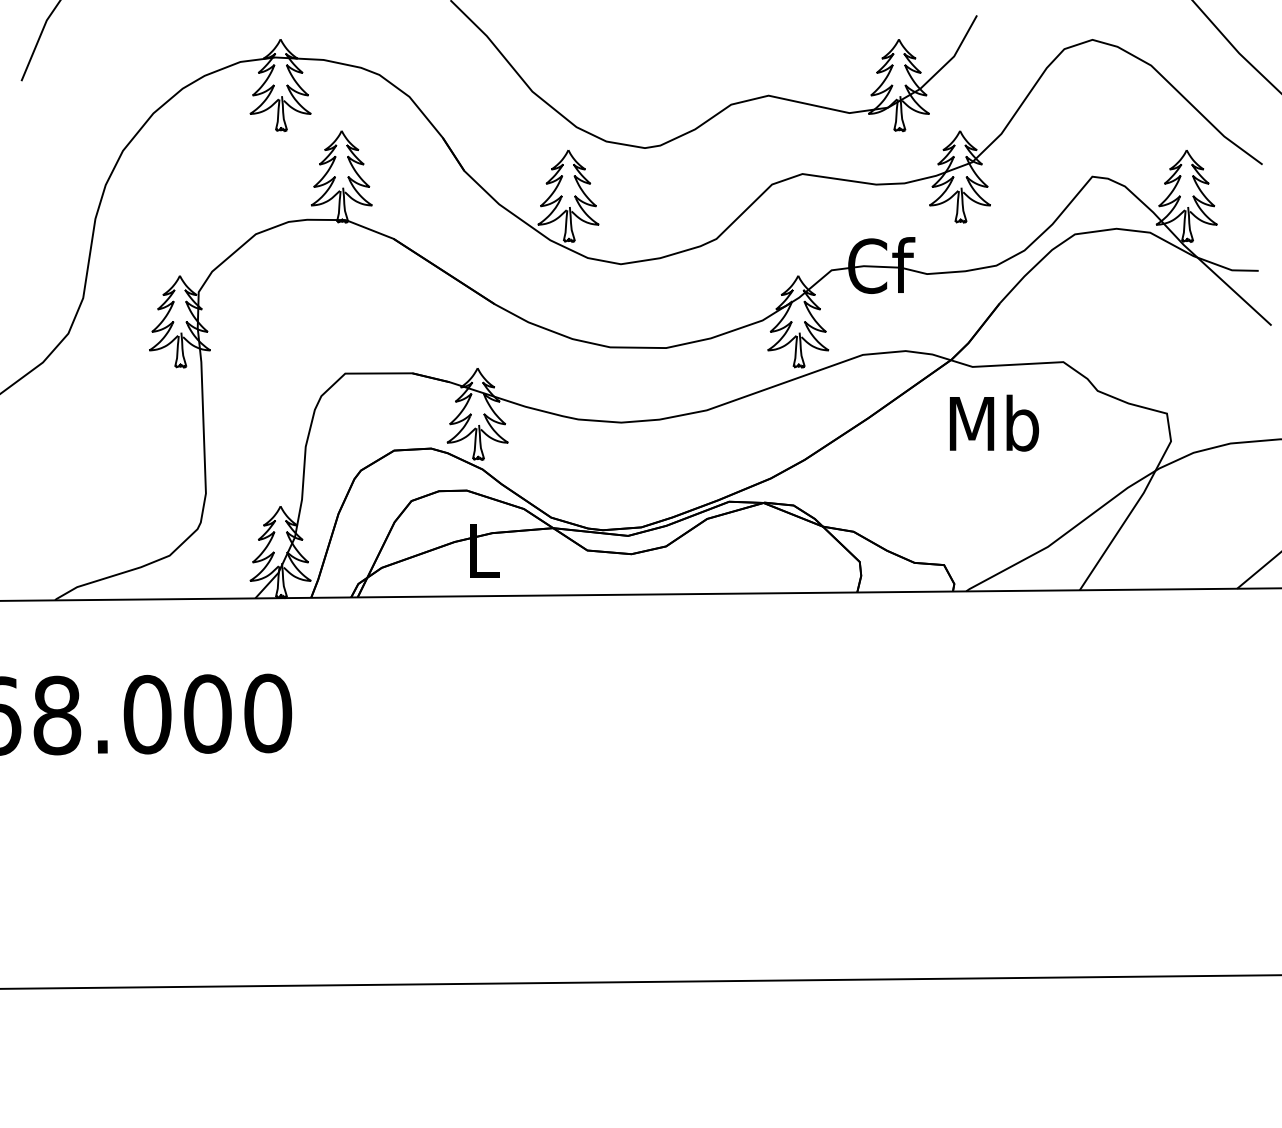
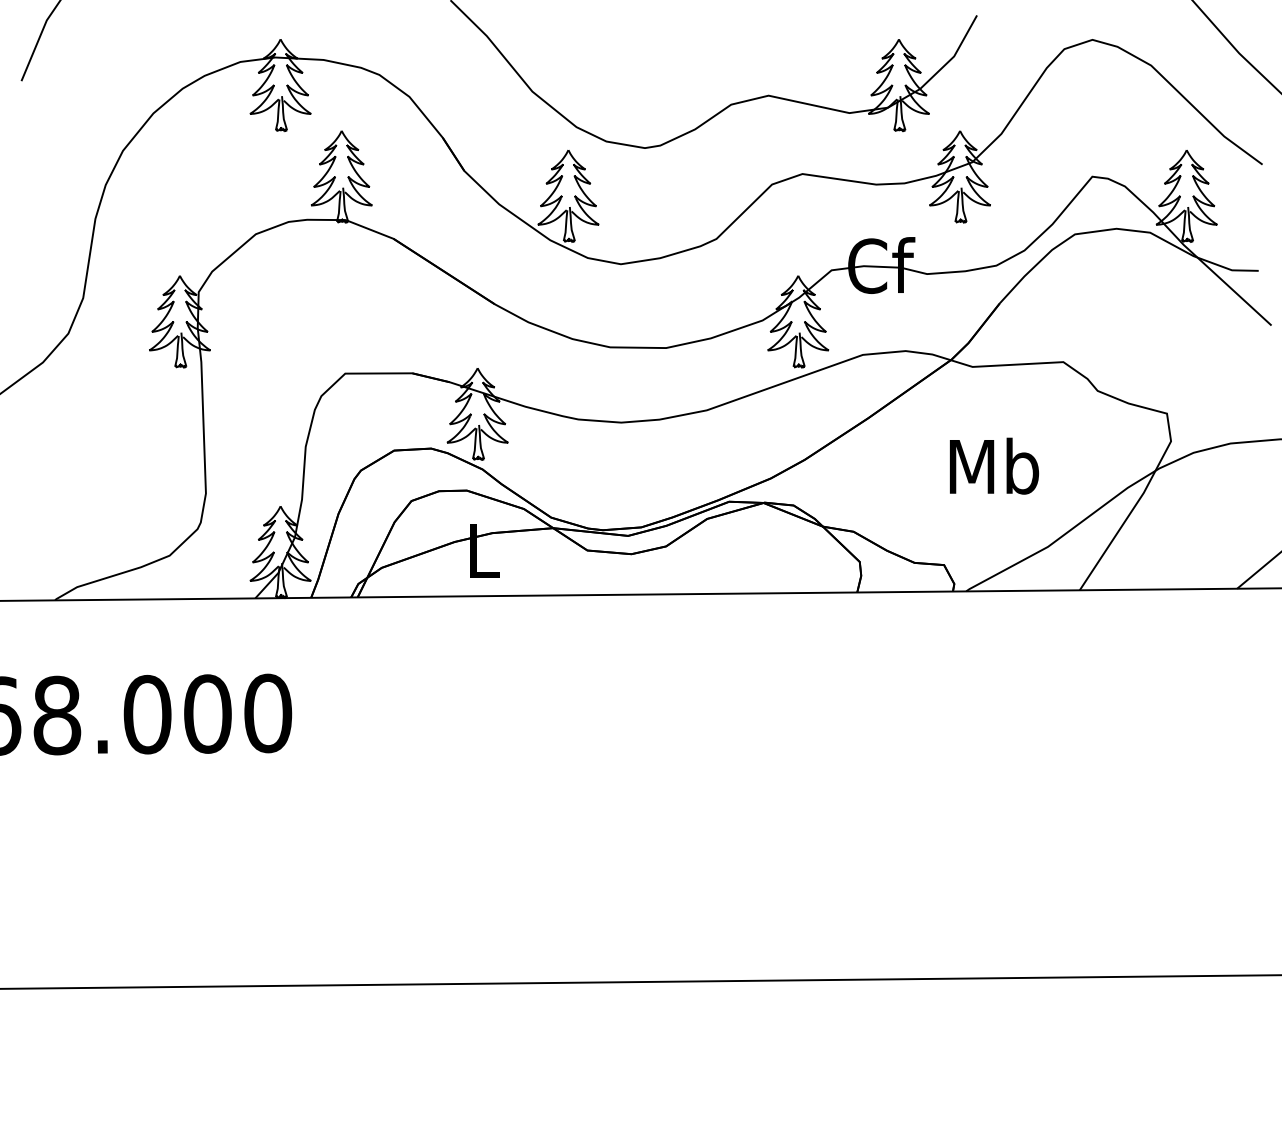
text position: (994, 422) -> (994, 465) (994, 465)
